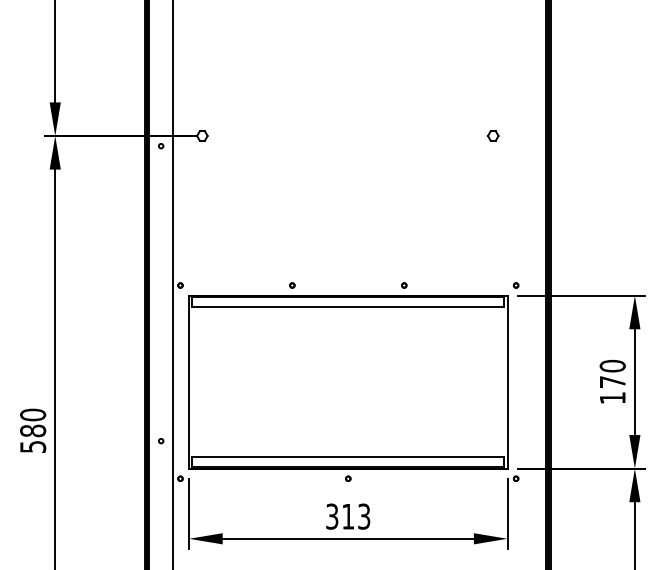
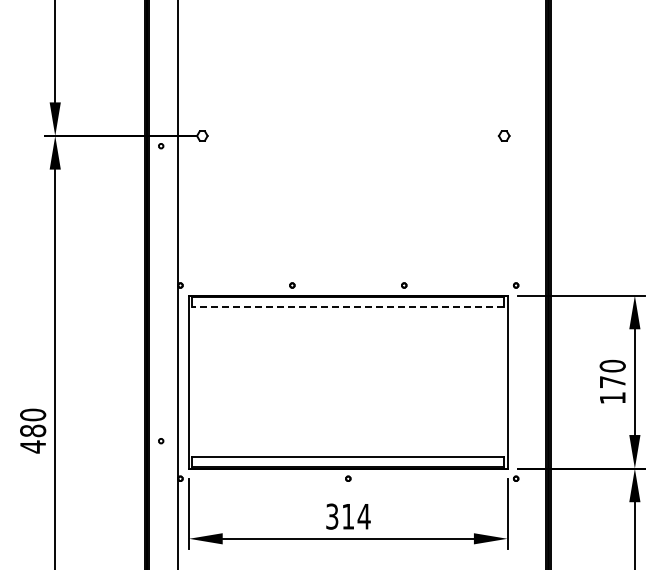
part position: (492, 135) -> (503, 135) (503, 135)
line position: (172, 284) -> (177, 284) (177, 284)
line: solid -> dashed (347, 307)
text: 580 -> 480 (33, 446)
text: 313 -> 314 (363, 516)
